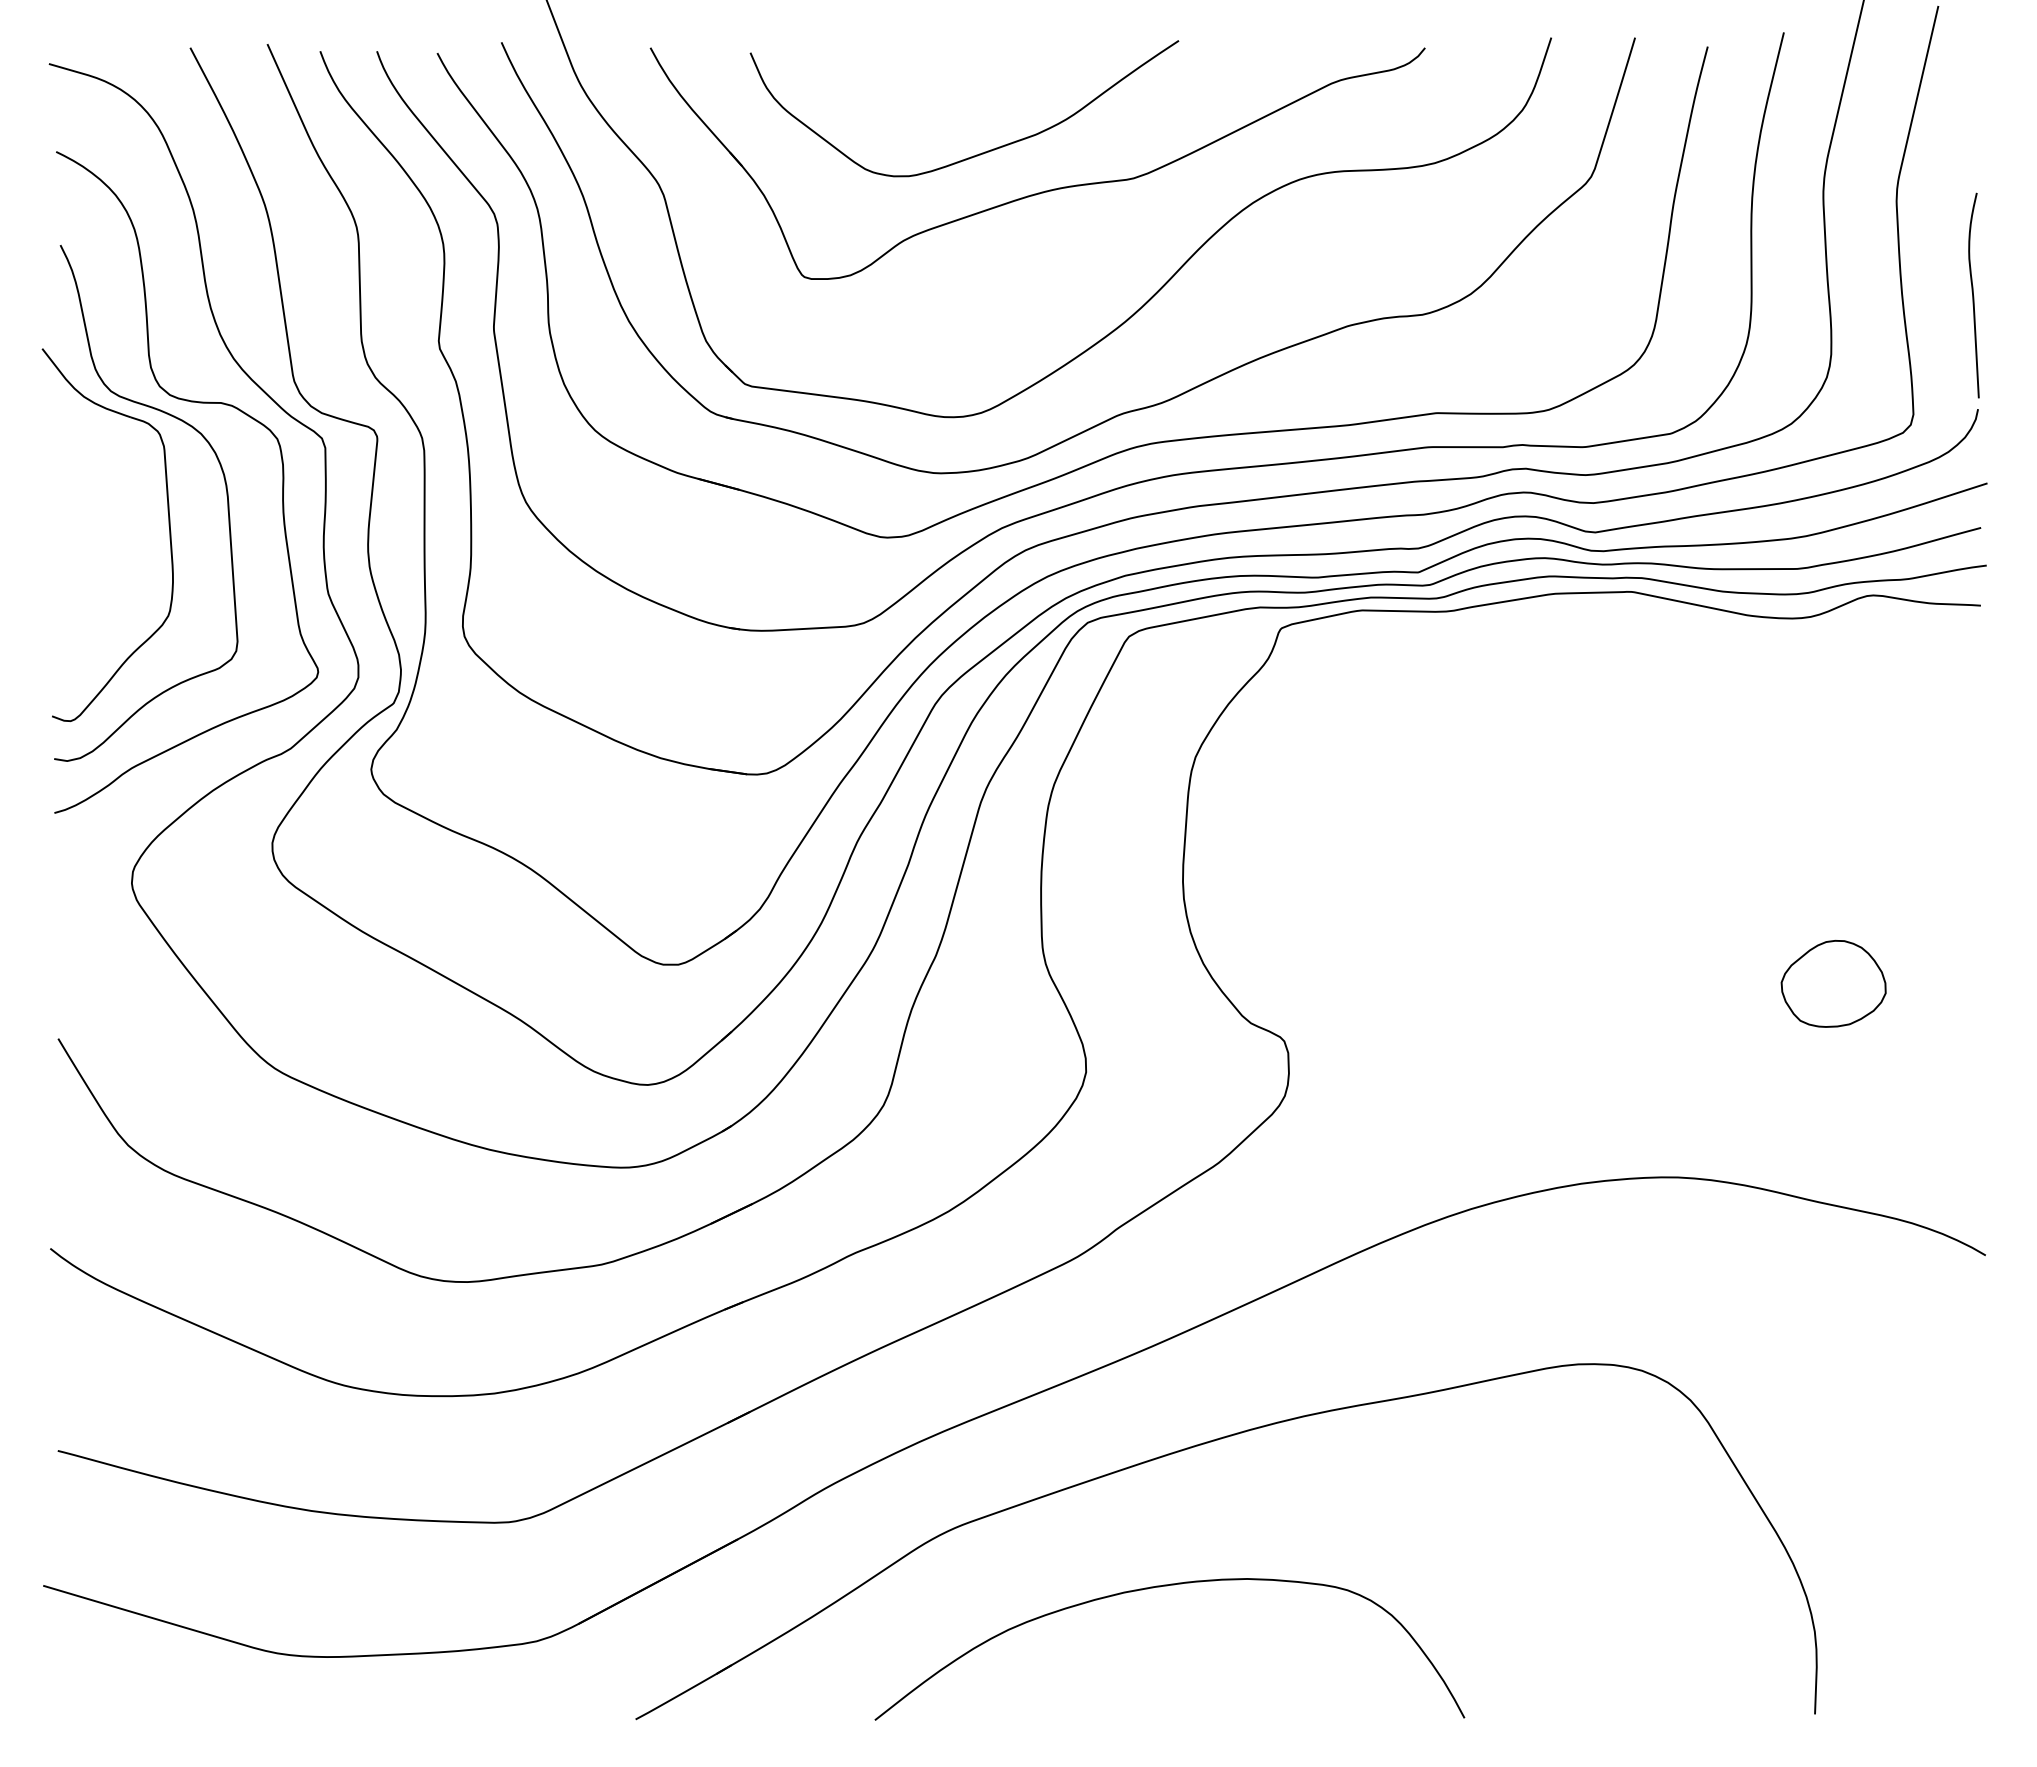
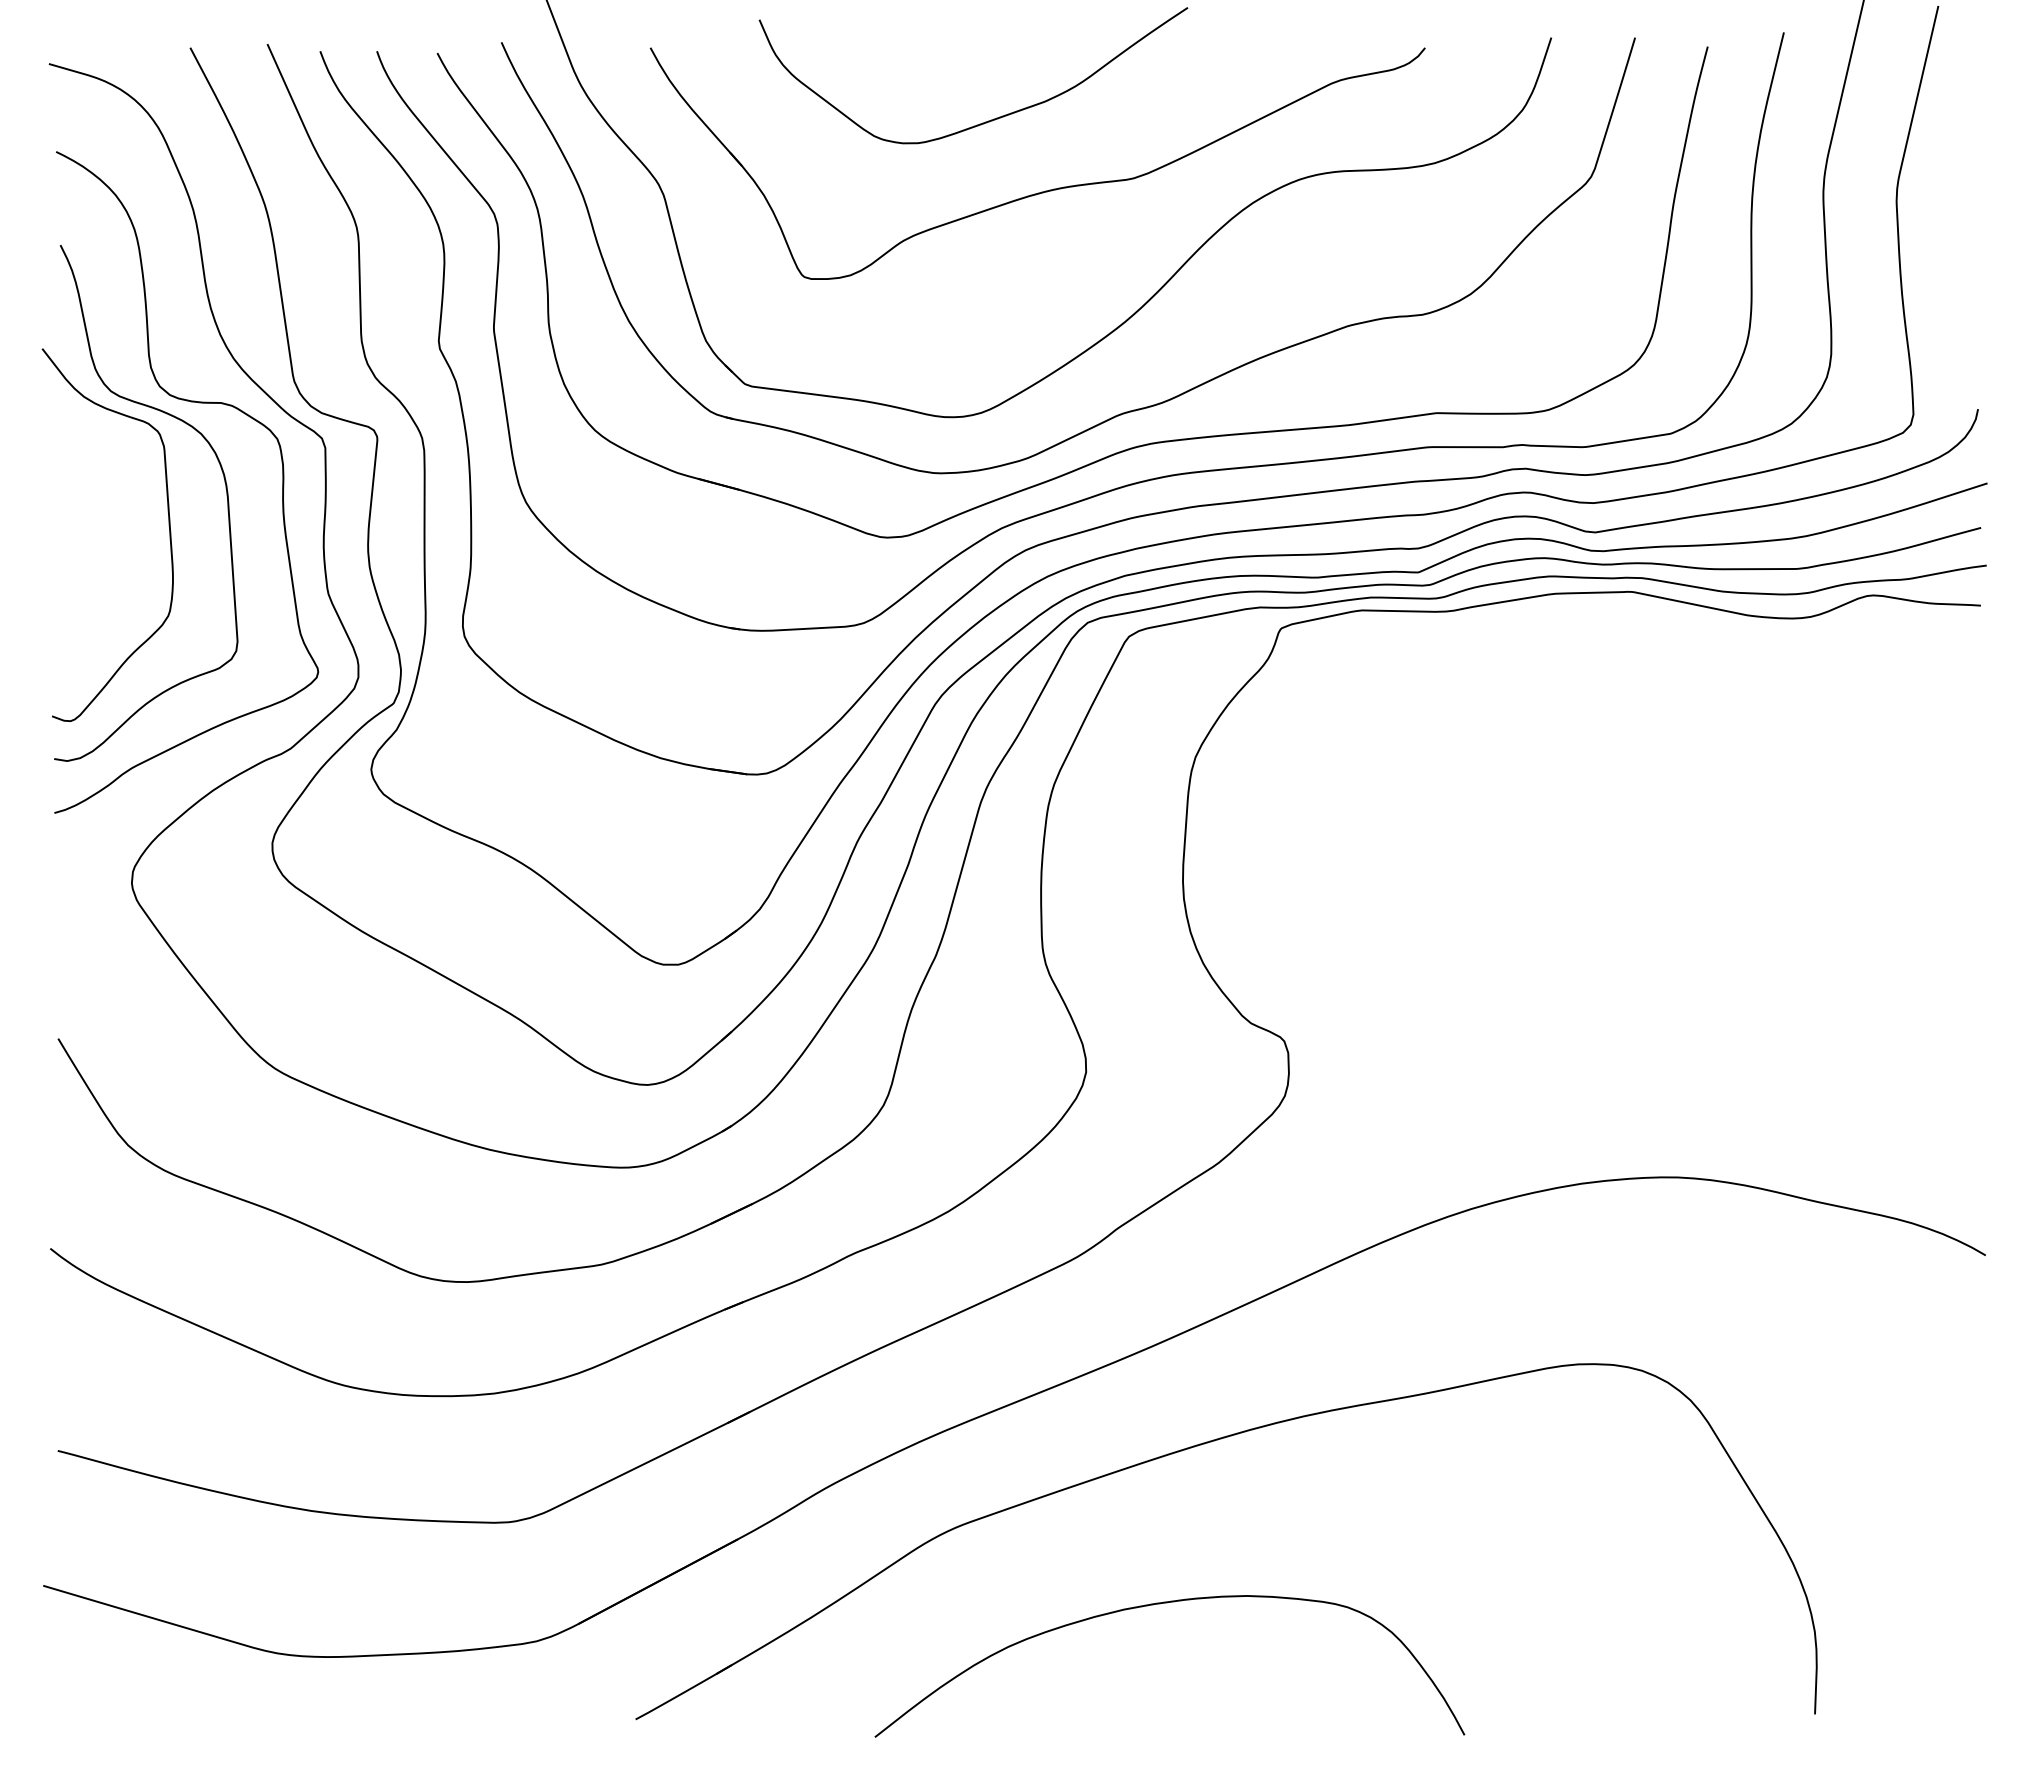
curve position: (984, 151) -> (993, 118) (993, 118)
curve: present -> none (1973, 295)
part: present -> none (1833, 983)
curve position: (1160, 1587) -> (1160, 1604) (1160, 1604)
